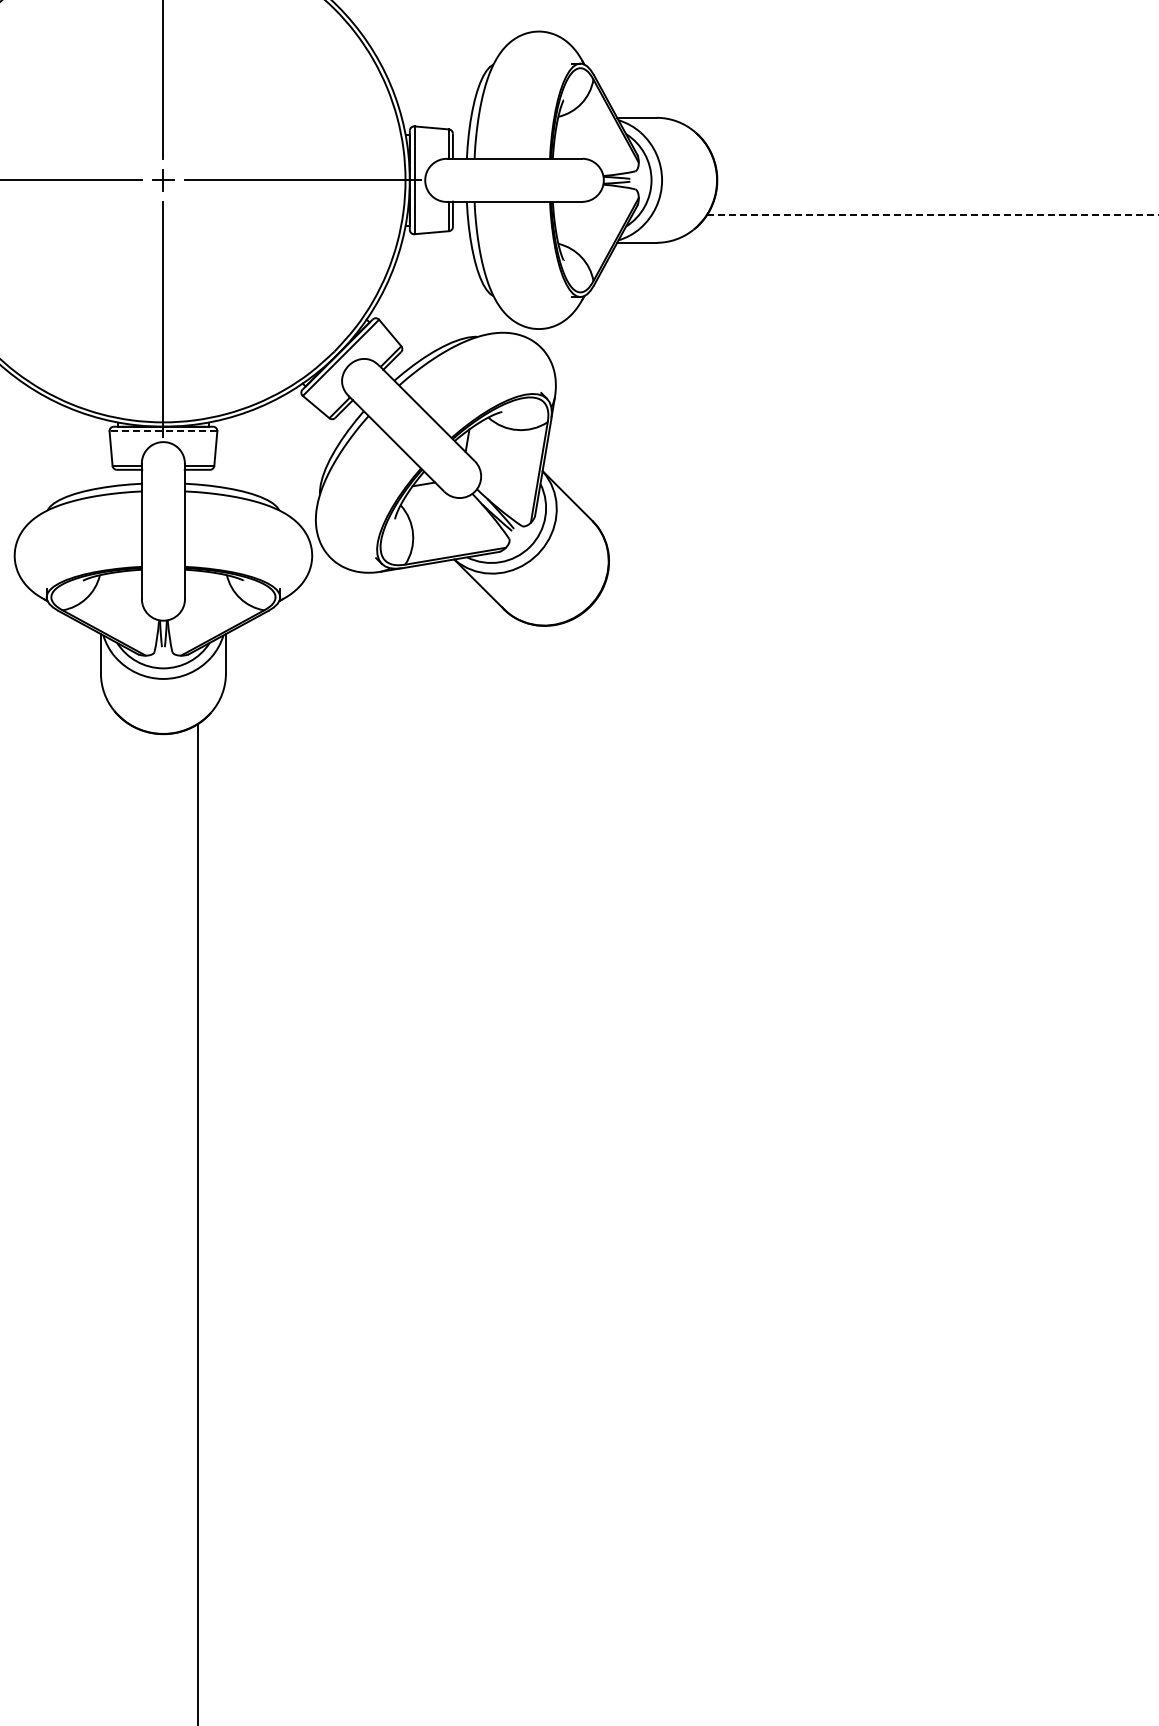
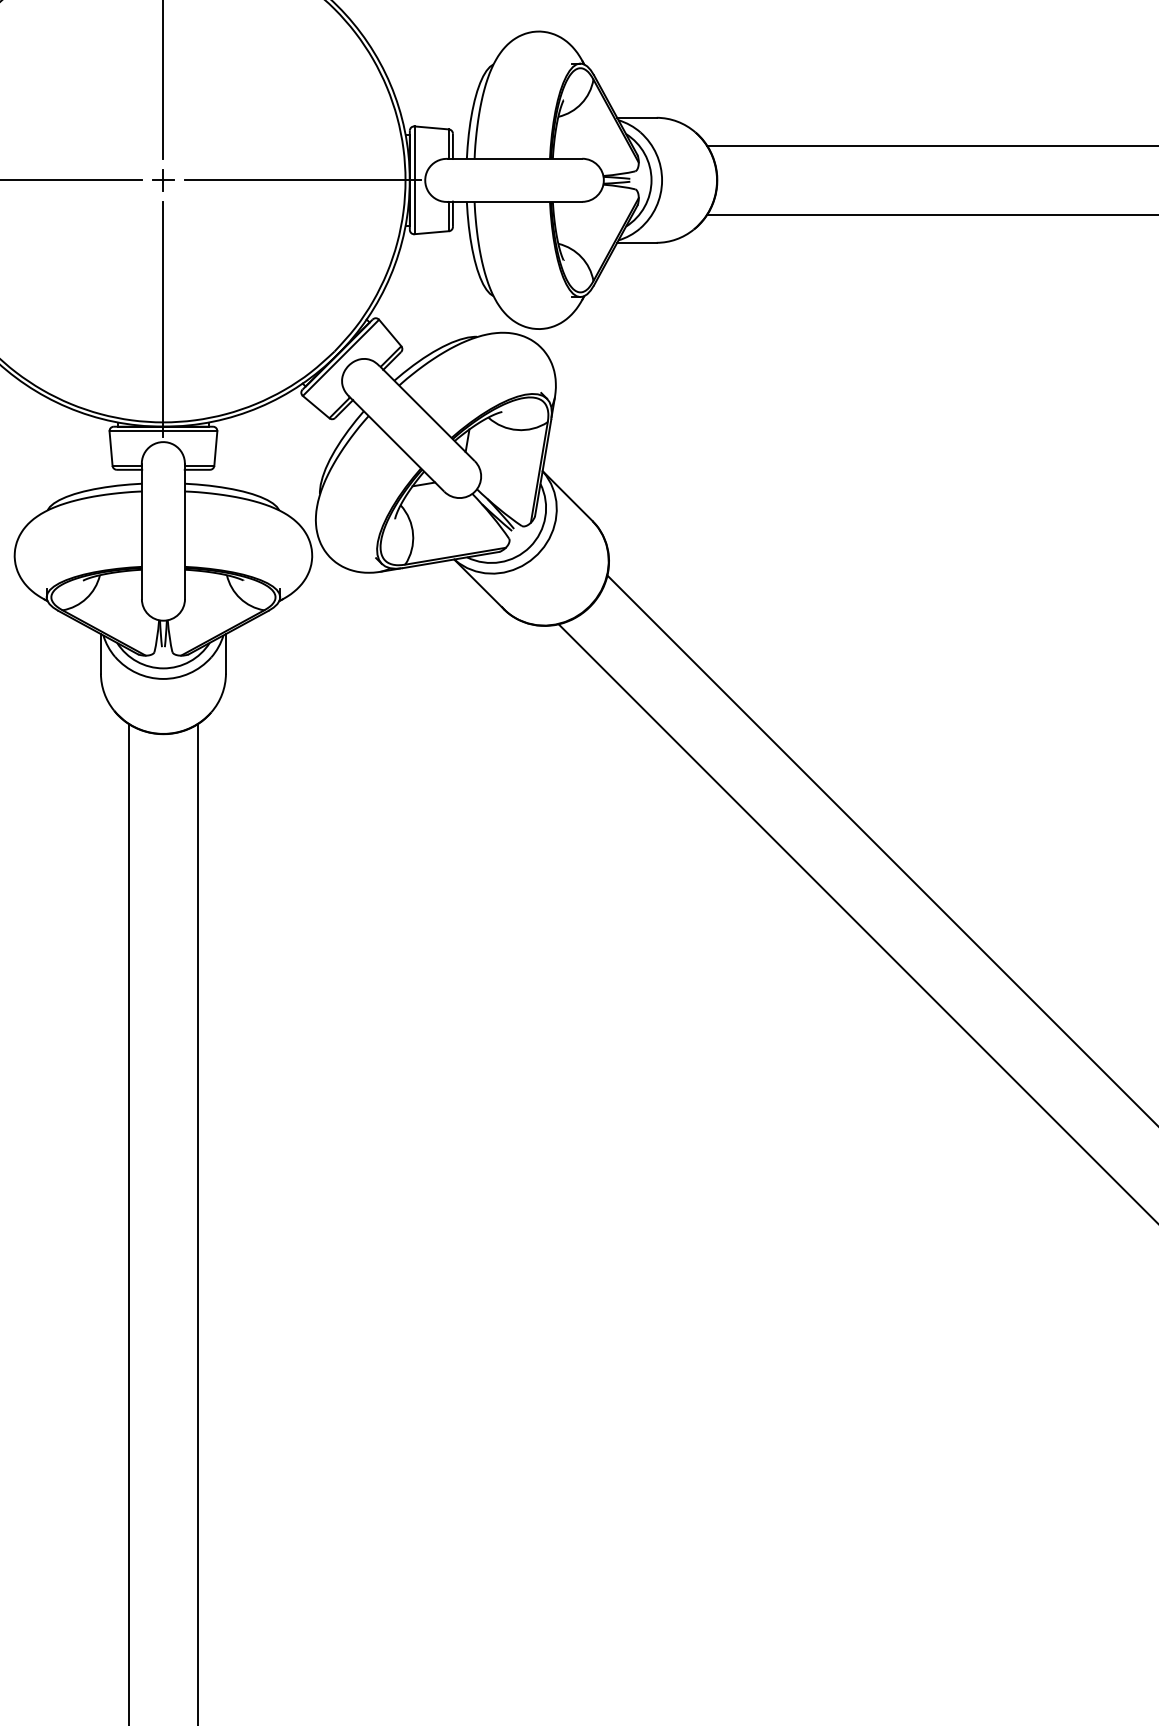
line: none -> present (931, 145)
line: dashed -> solid (933, 214)
line: dashed -> solid (163, 431)
line: none -> present (881, 849)
line: none -> present (856, 922)
line: none -> present (128, 1223)
